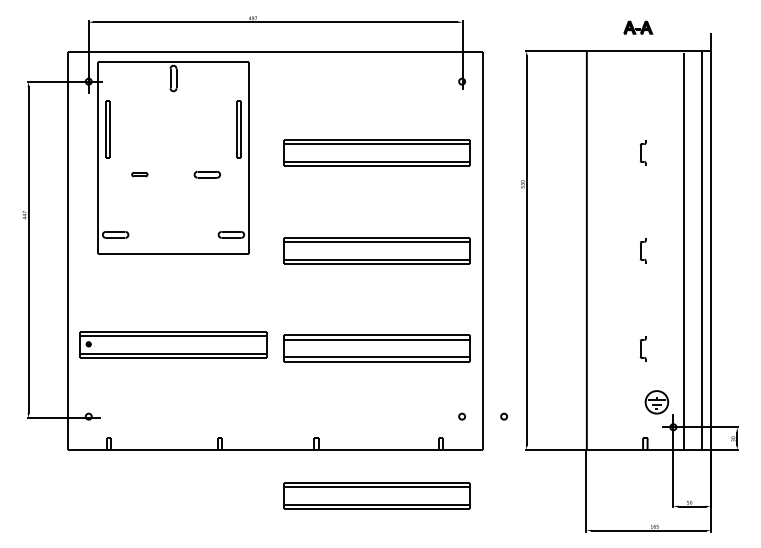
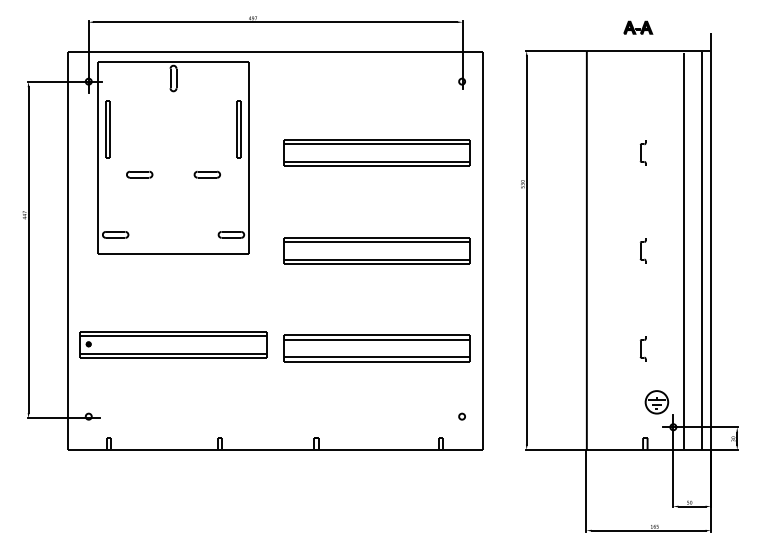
part size: 18x6 px -> 28x9 px (139, 174)
part: present -> none (503, 416)
part: present -> none (376, 495)
